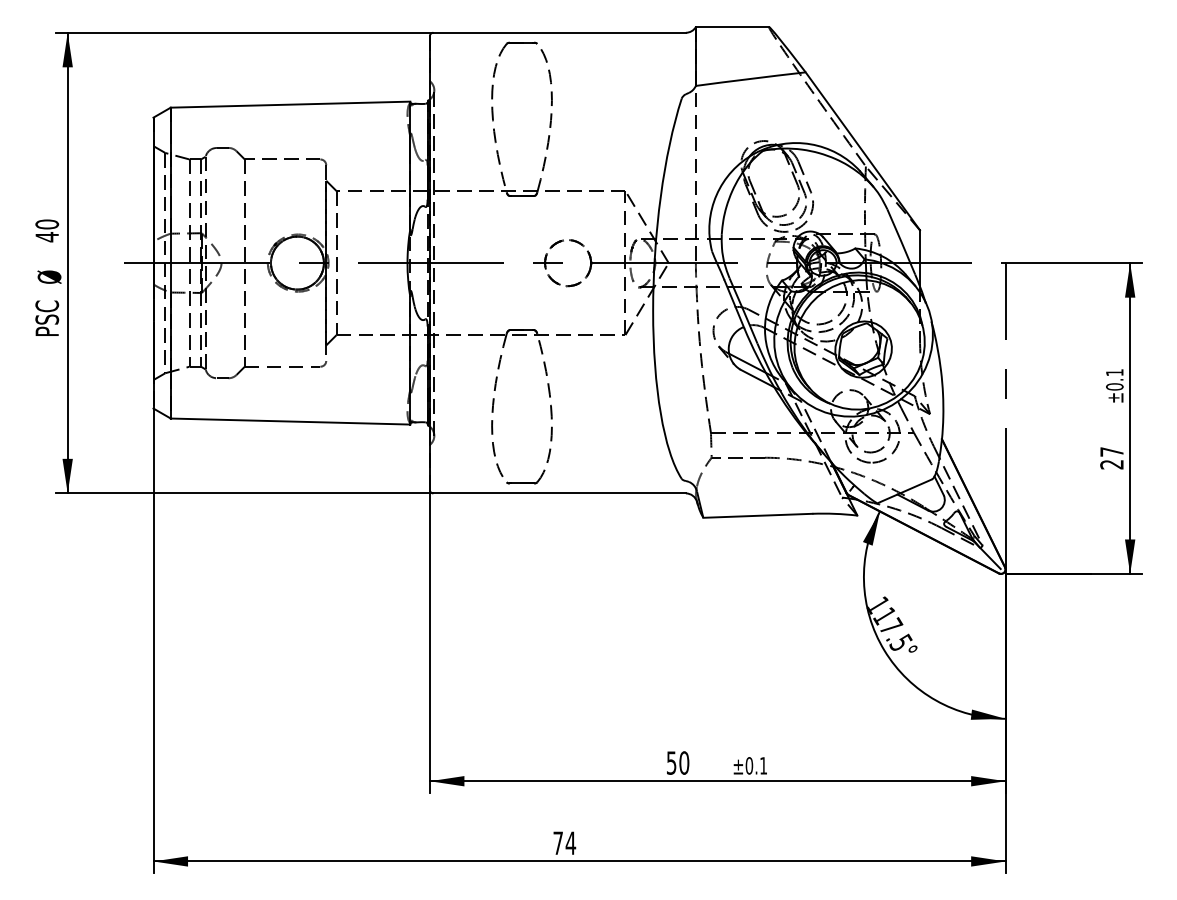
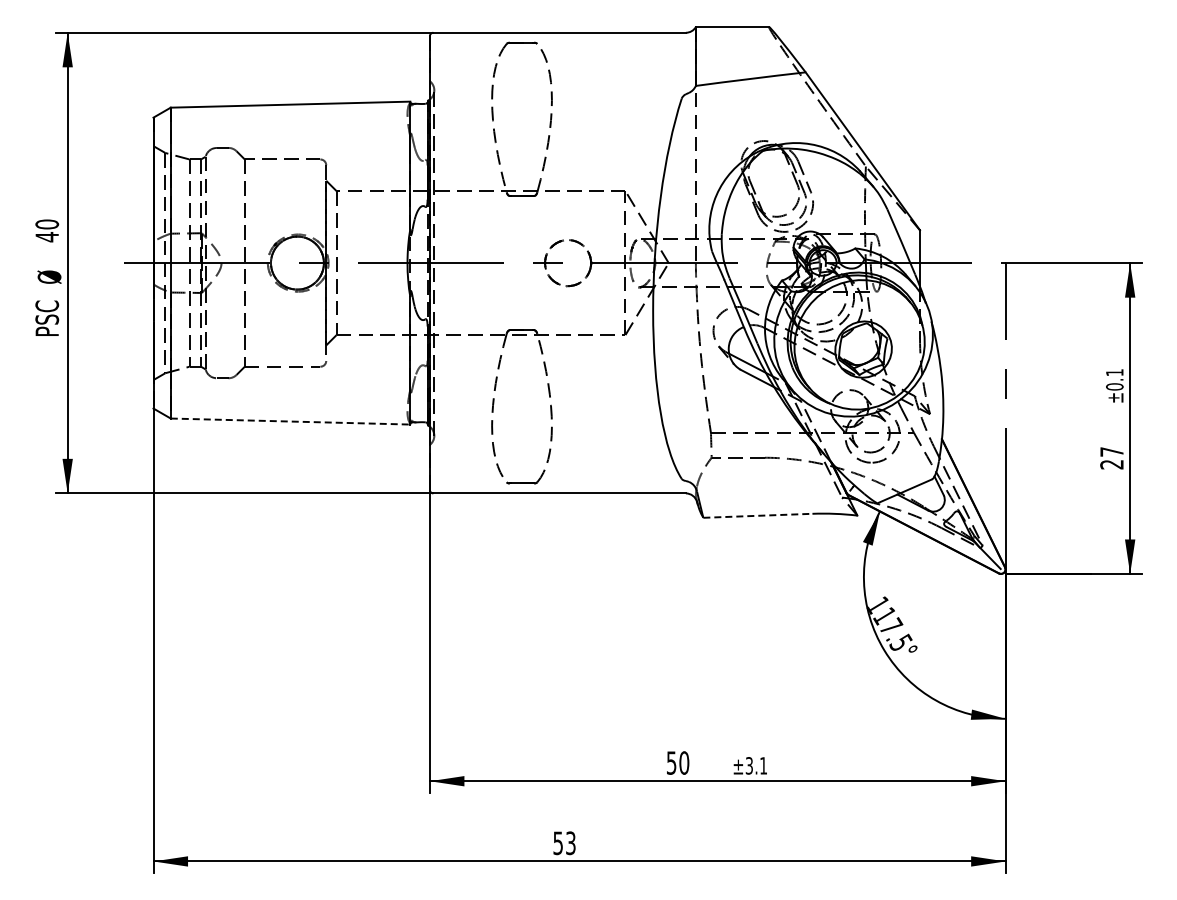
line: solid -> dashed (290, 421)
line: solid -> dashed (757, 515)
text: ±0.1 -> ±3.1 (749, 765)
text: 74 -> 53 (564, 843)
